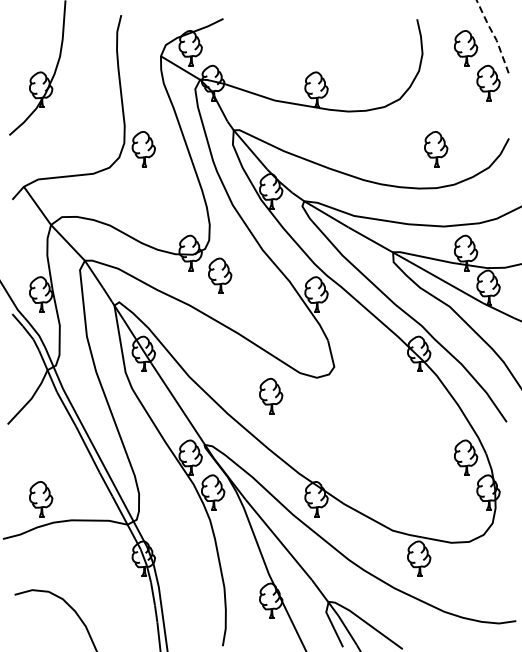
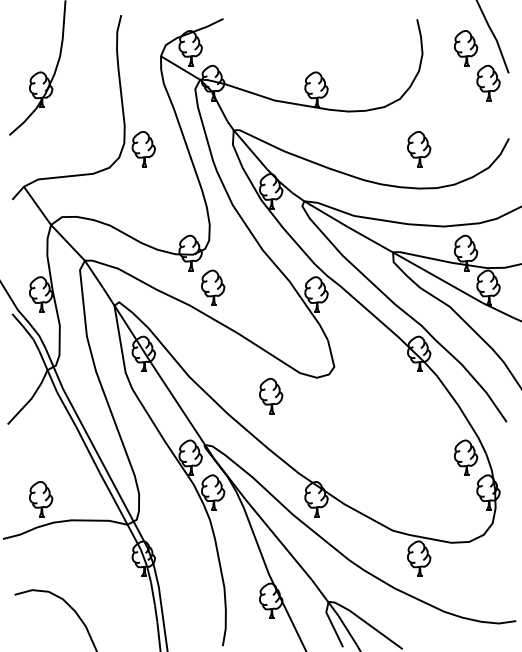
line: dashed -> solid (494, 35)
part position: (436, 149) -> (419, 149) (419, 149)
part position: (220, 275) -> (213, 287) (213, 287)
